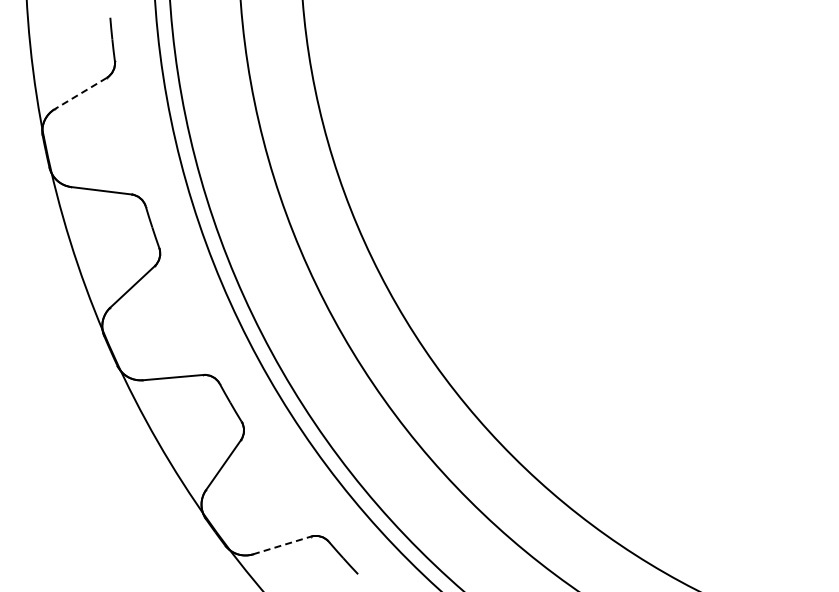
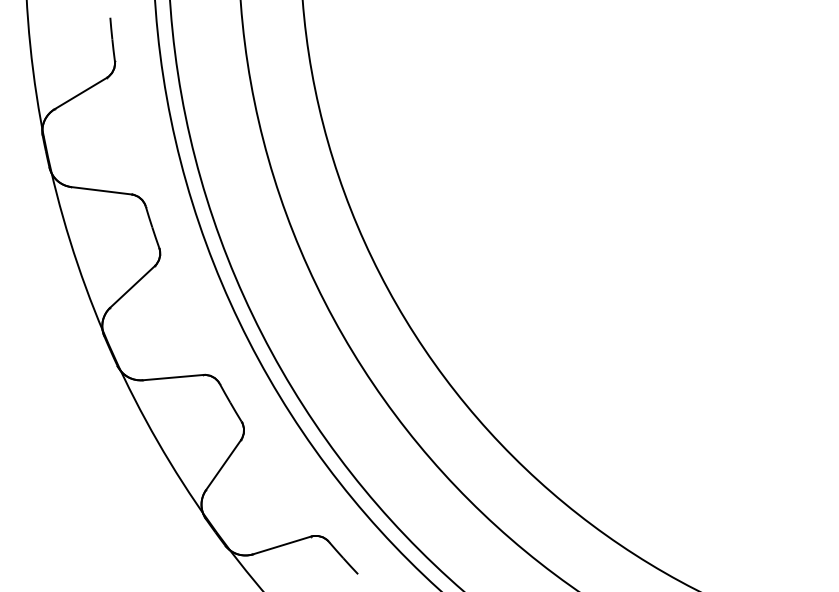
line: dashed -> solid (80, 93)
line: dashed -> solid (282, 545)
